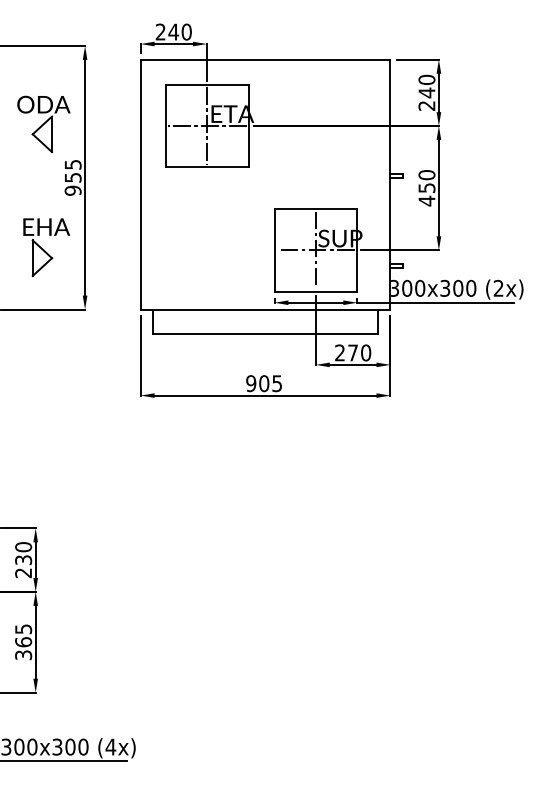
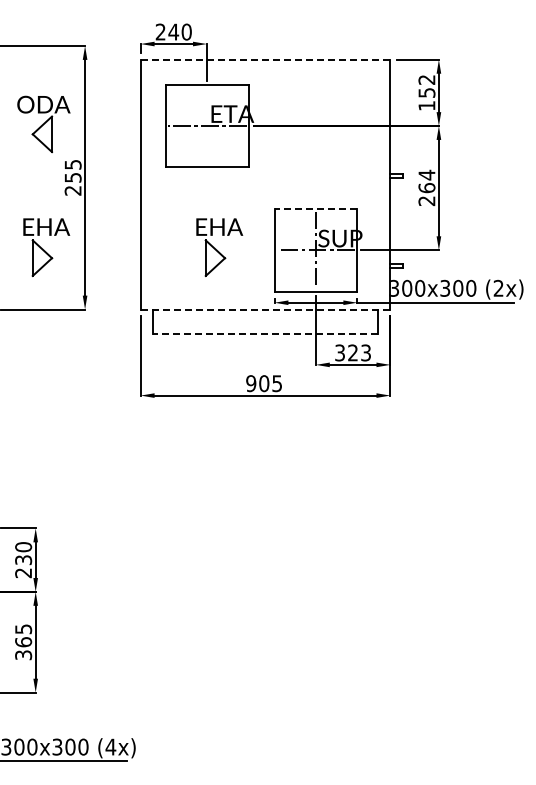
line: solid -> dashed (265, 59)
text: 240 -> 152 (426, 92)
line: present -> none (206, 125)
text: 450 -> 264 (426, 187)
text: 955 -> 255 (72, 190)
line: solid -> dashed (315, 208)
part: none -> present (219, 247)
line: solid -> dashed (265, 309)
line: solid -> dashed (265, 334)
text: 270 -> 323 (353, 352)
